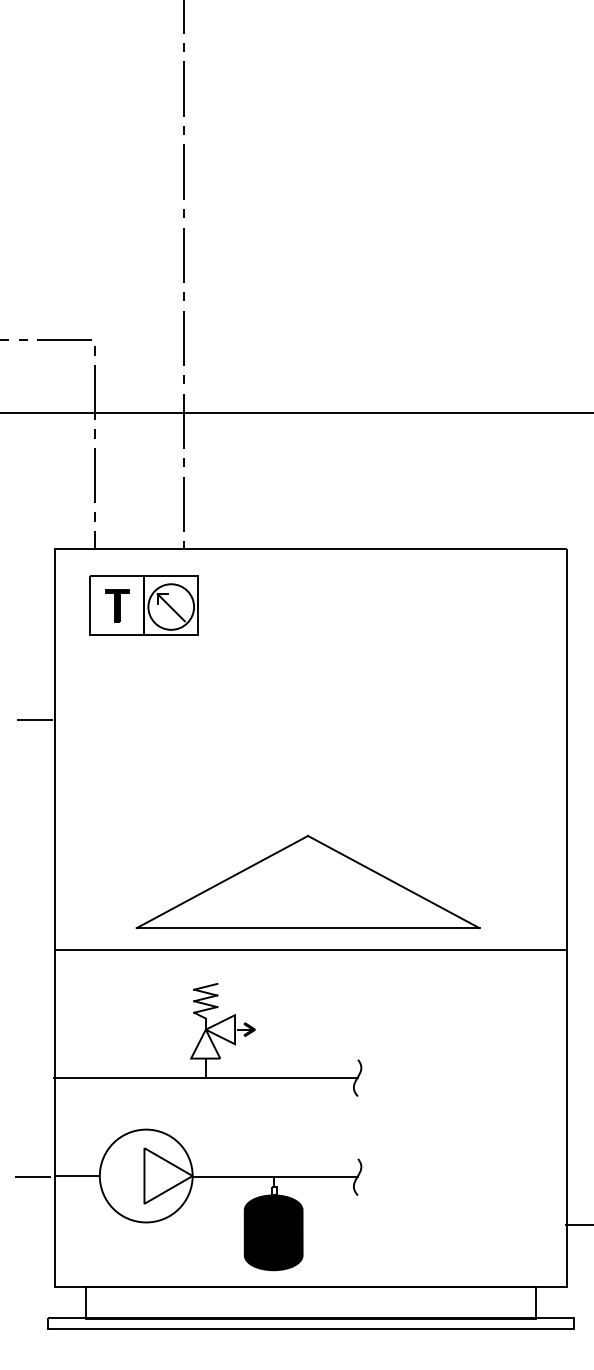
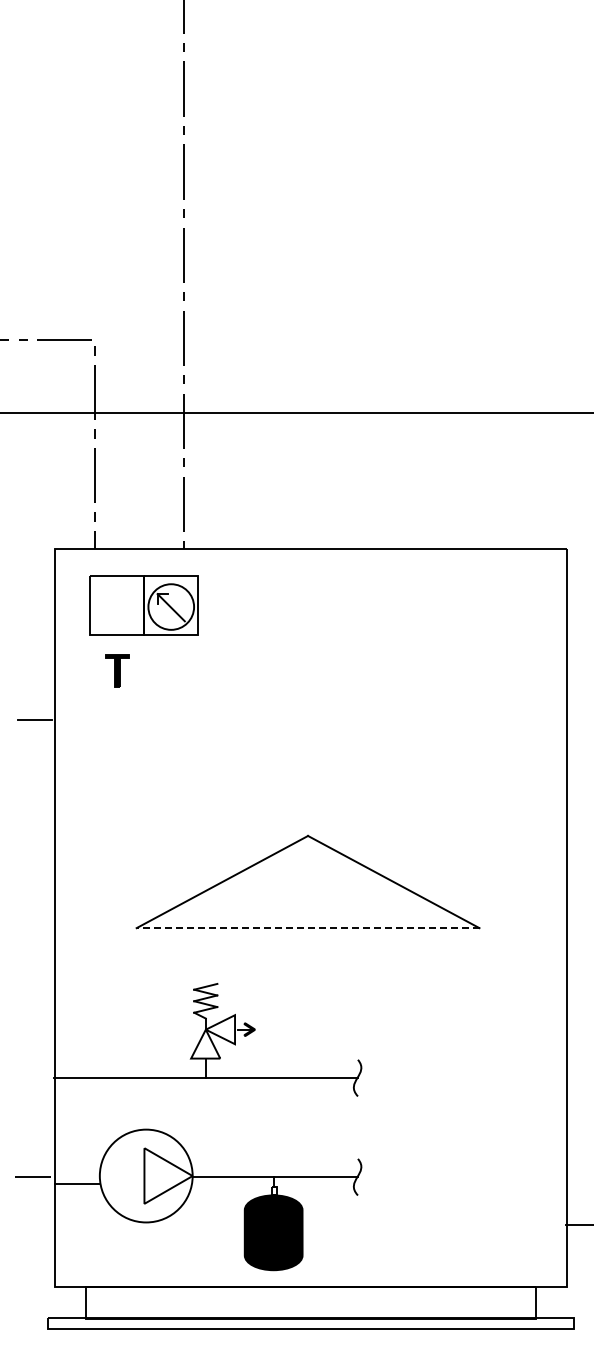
part position: (117, 605) -> (117, 670) (117, 670)
line: solid -> dashed (307, 928)
line: present -> none (310, 949)
line position: (77, 1176) -> (77, 1184) (77, 1184)
